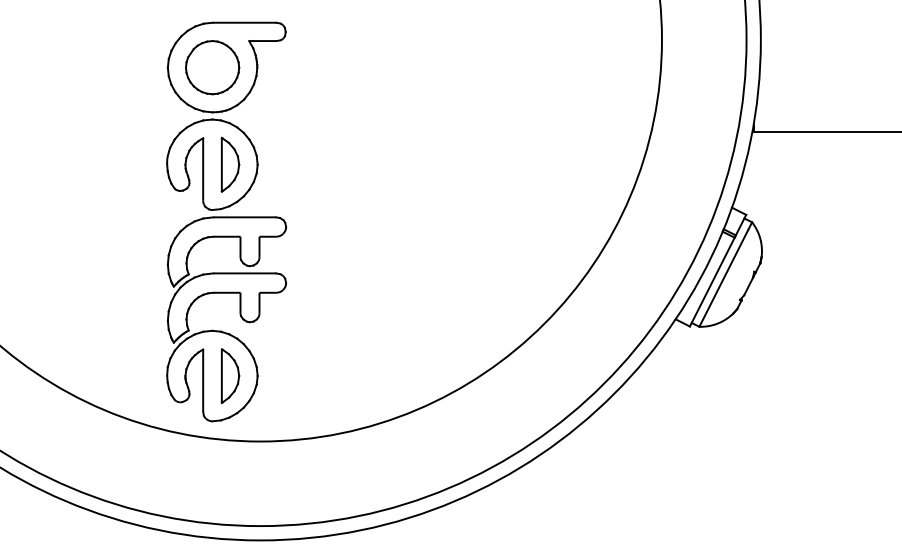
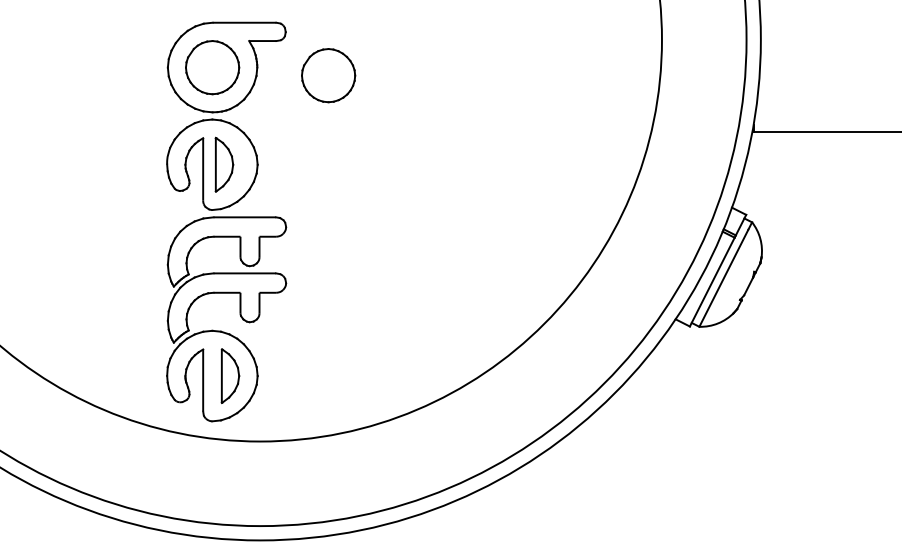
part: none -> present (328, 75)
part position: (230, 164) -> (224, 164) (224, 164)
